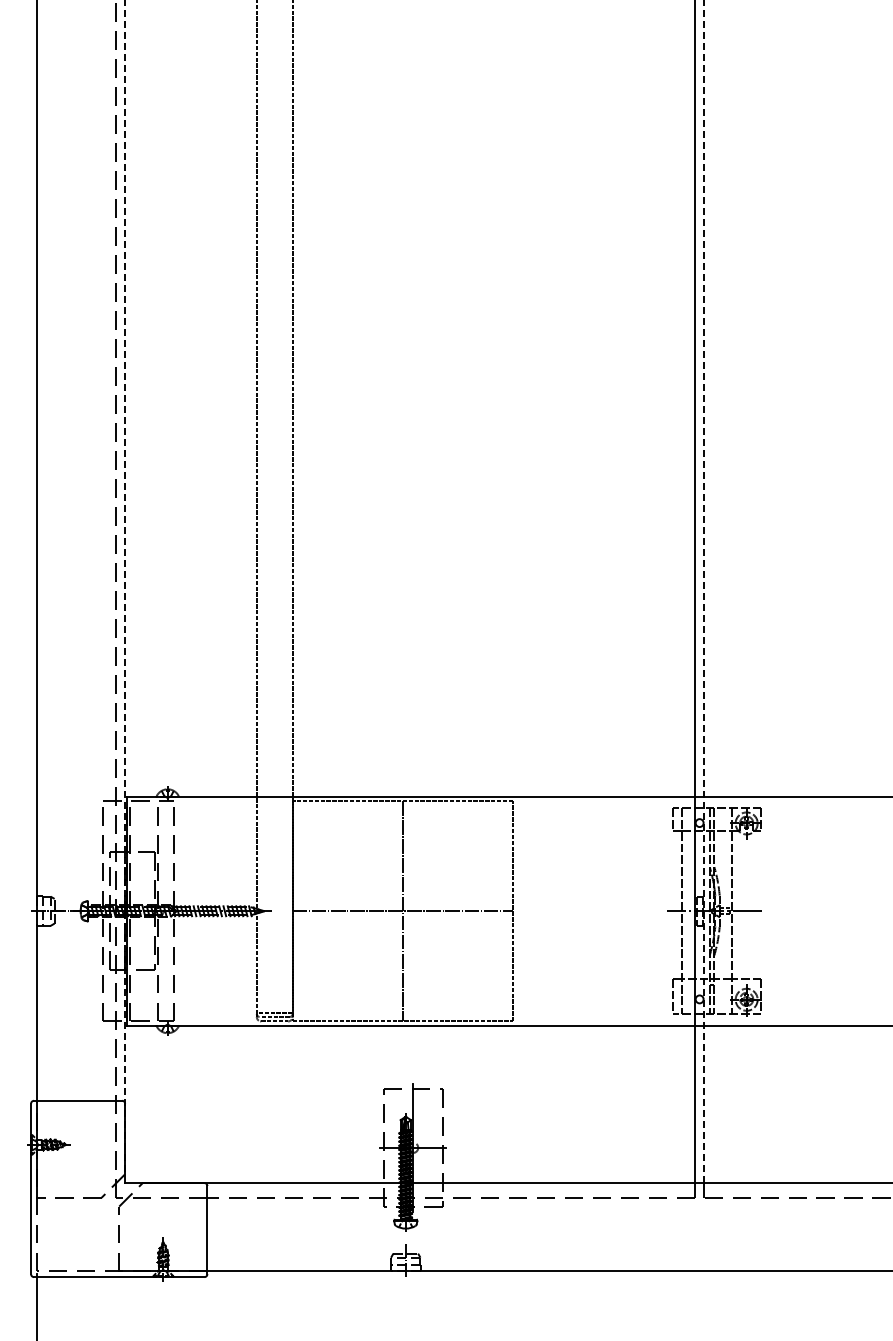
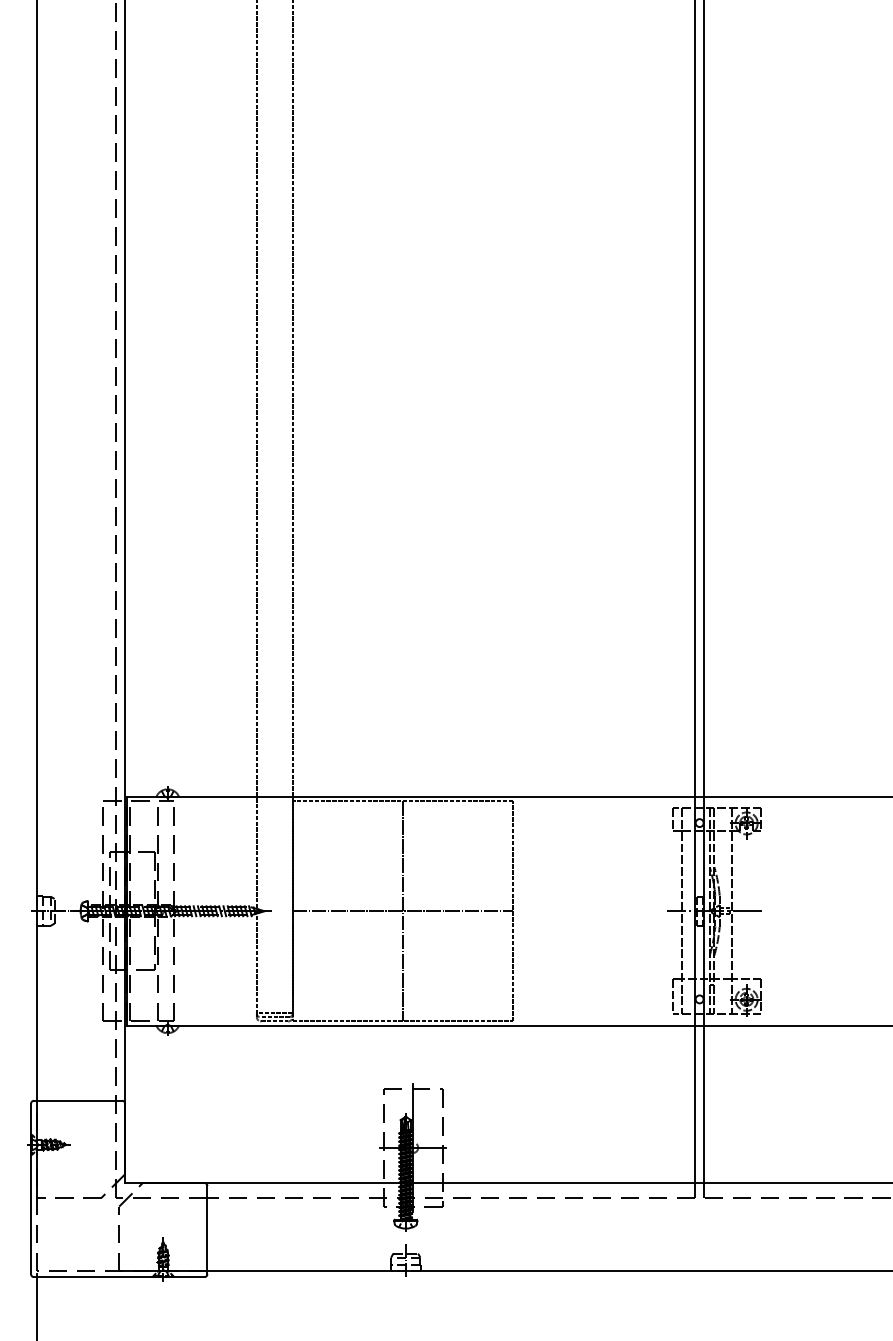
line: dashed -> solid (125, 587)
line: dashed -> solid (704, 591)
